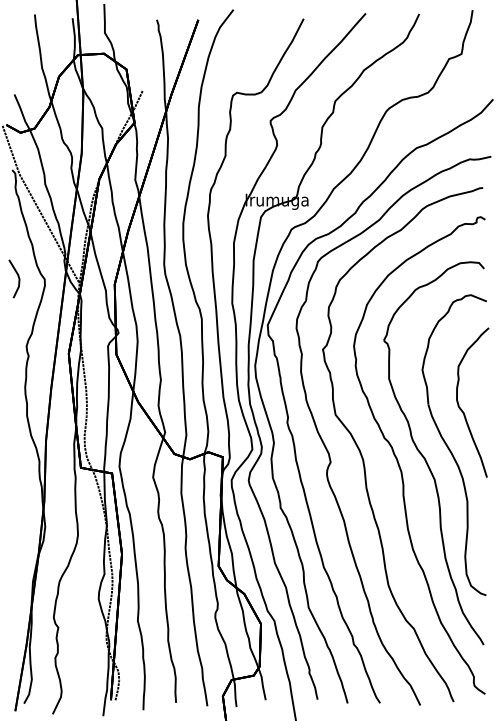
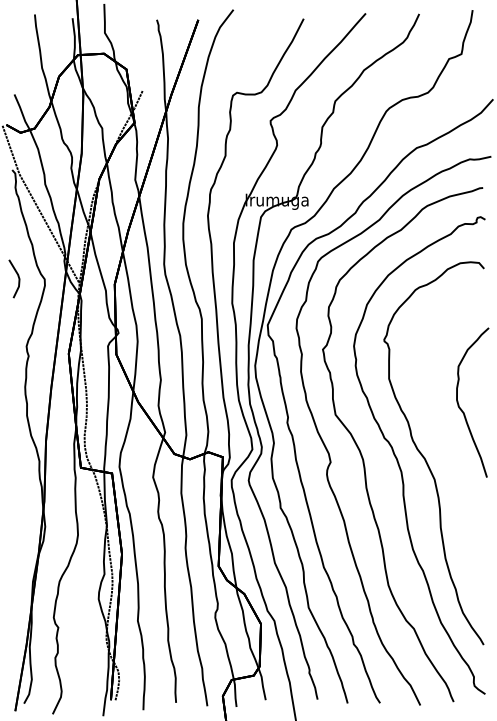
part: present -> none (453, 445)
